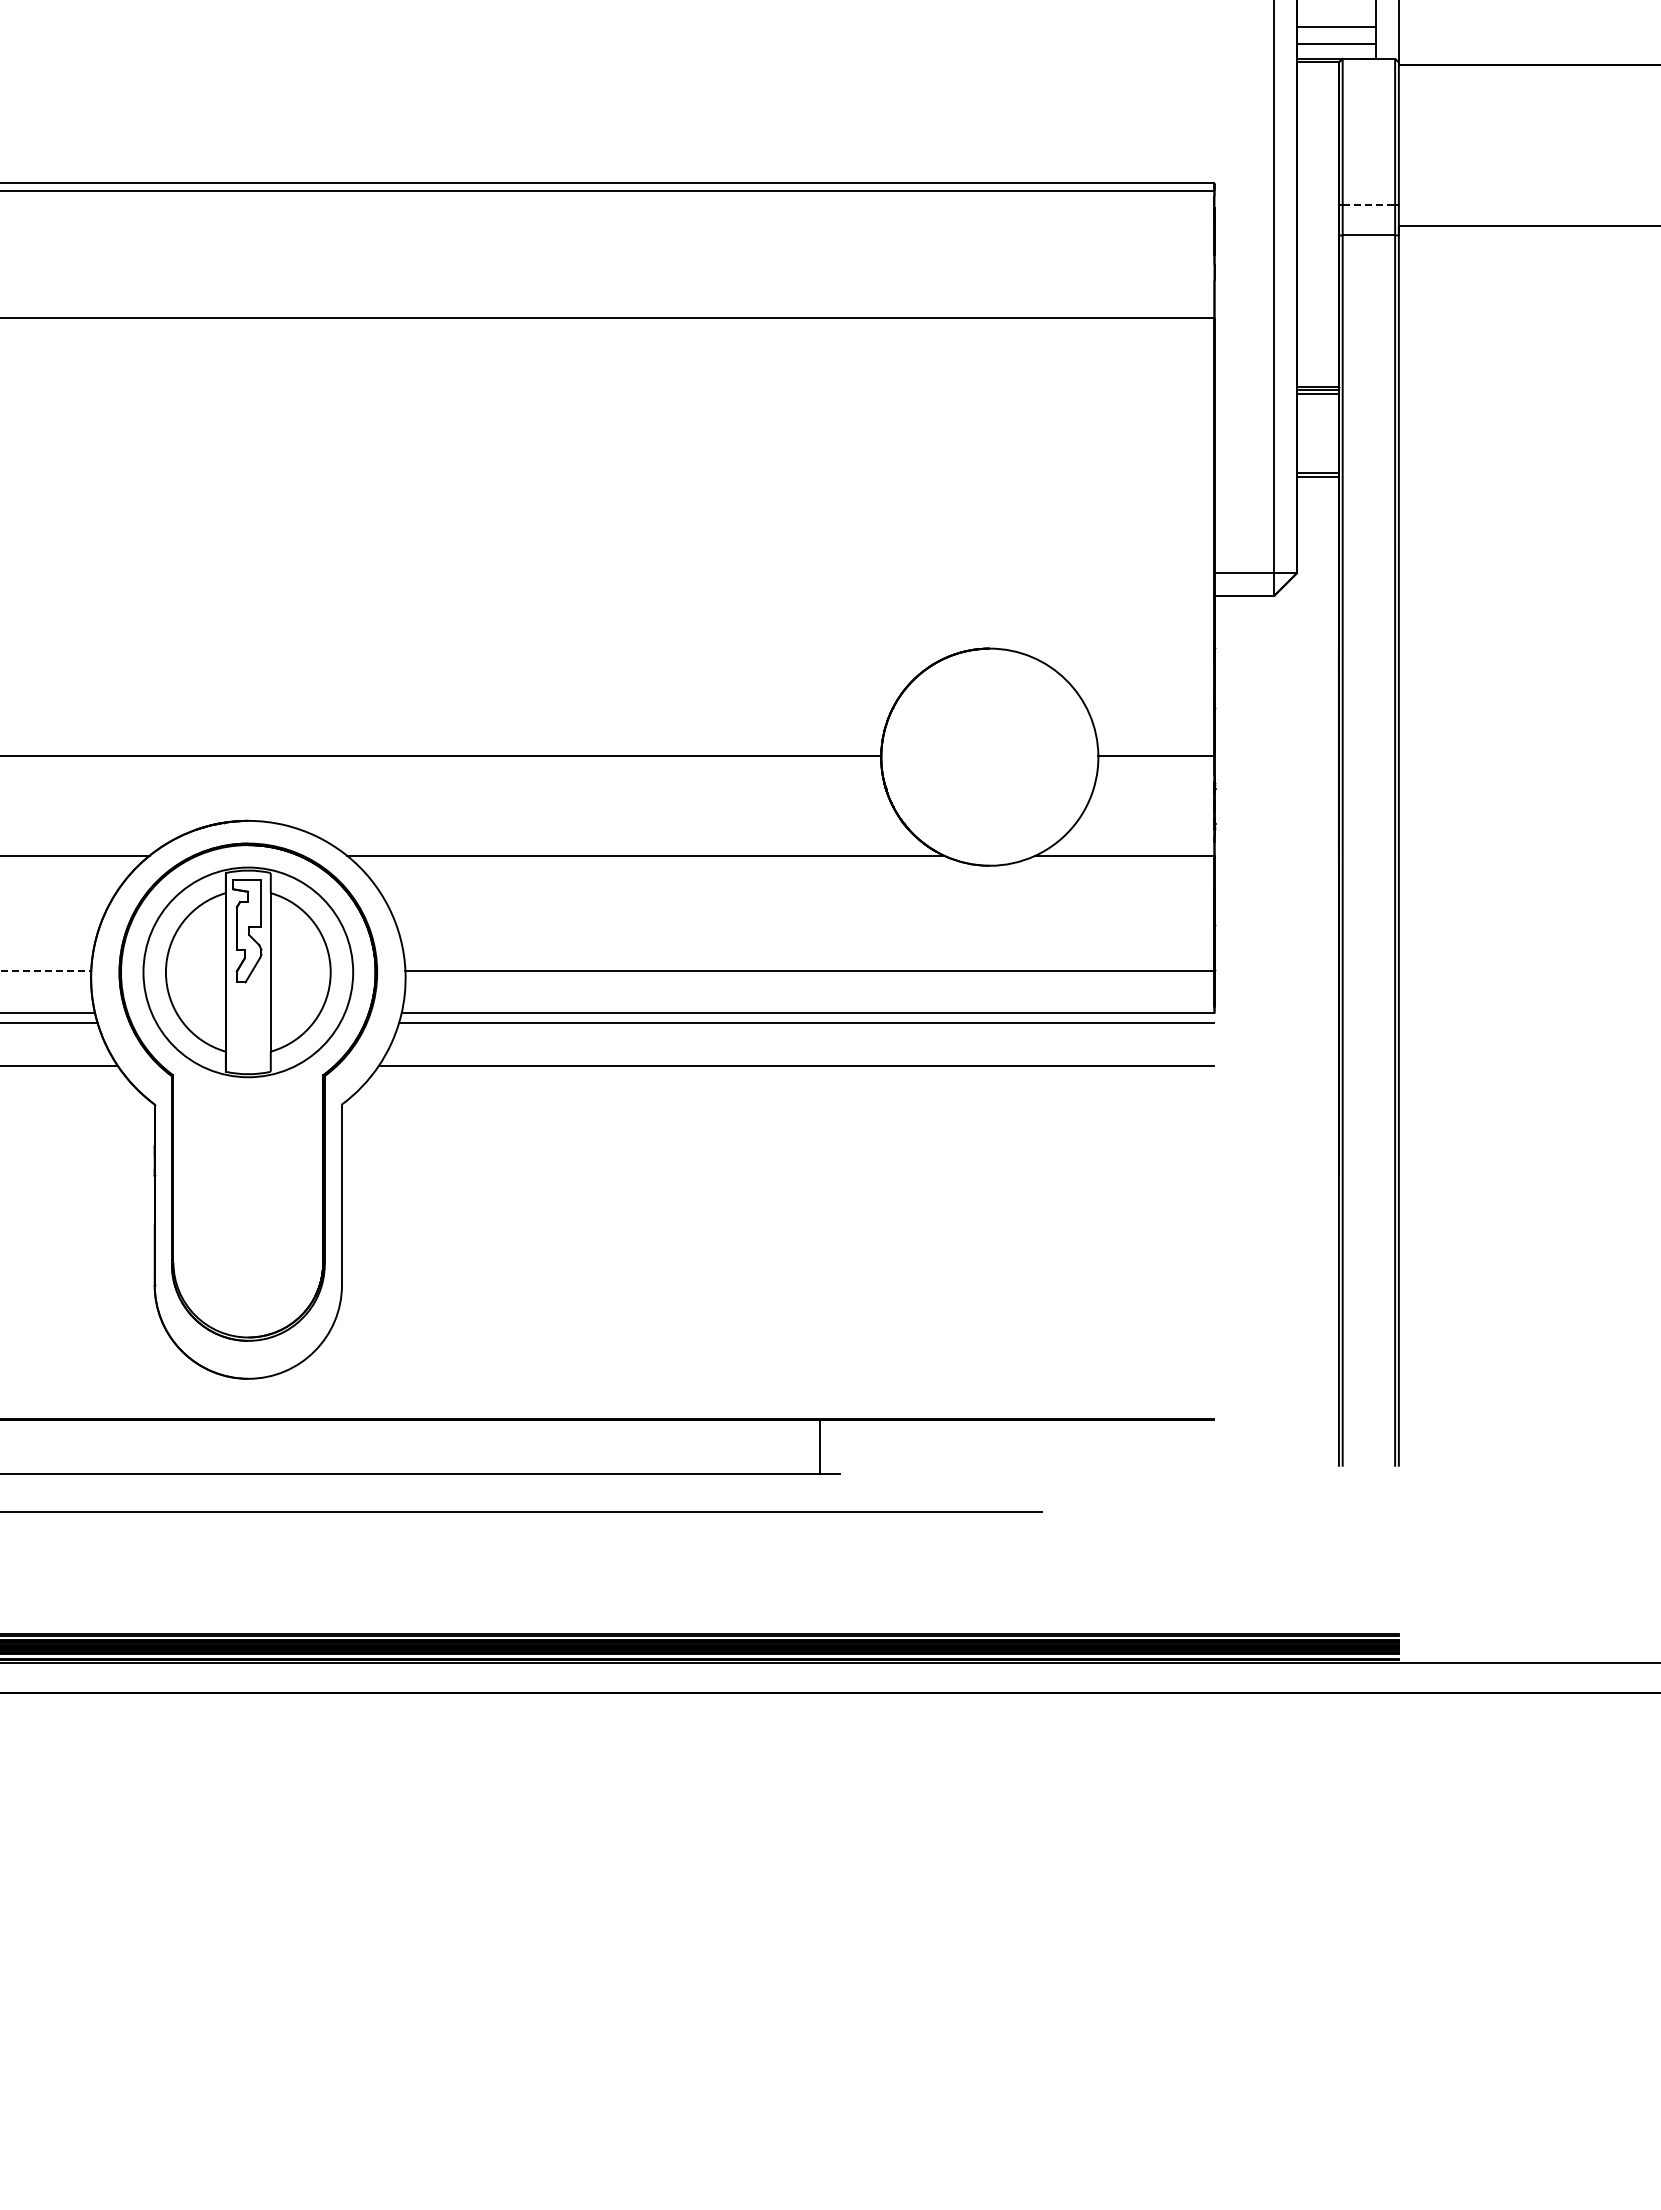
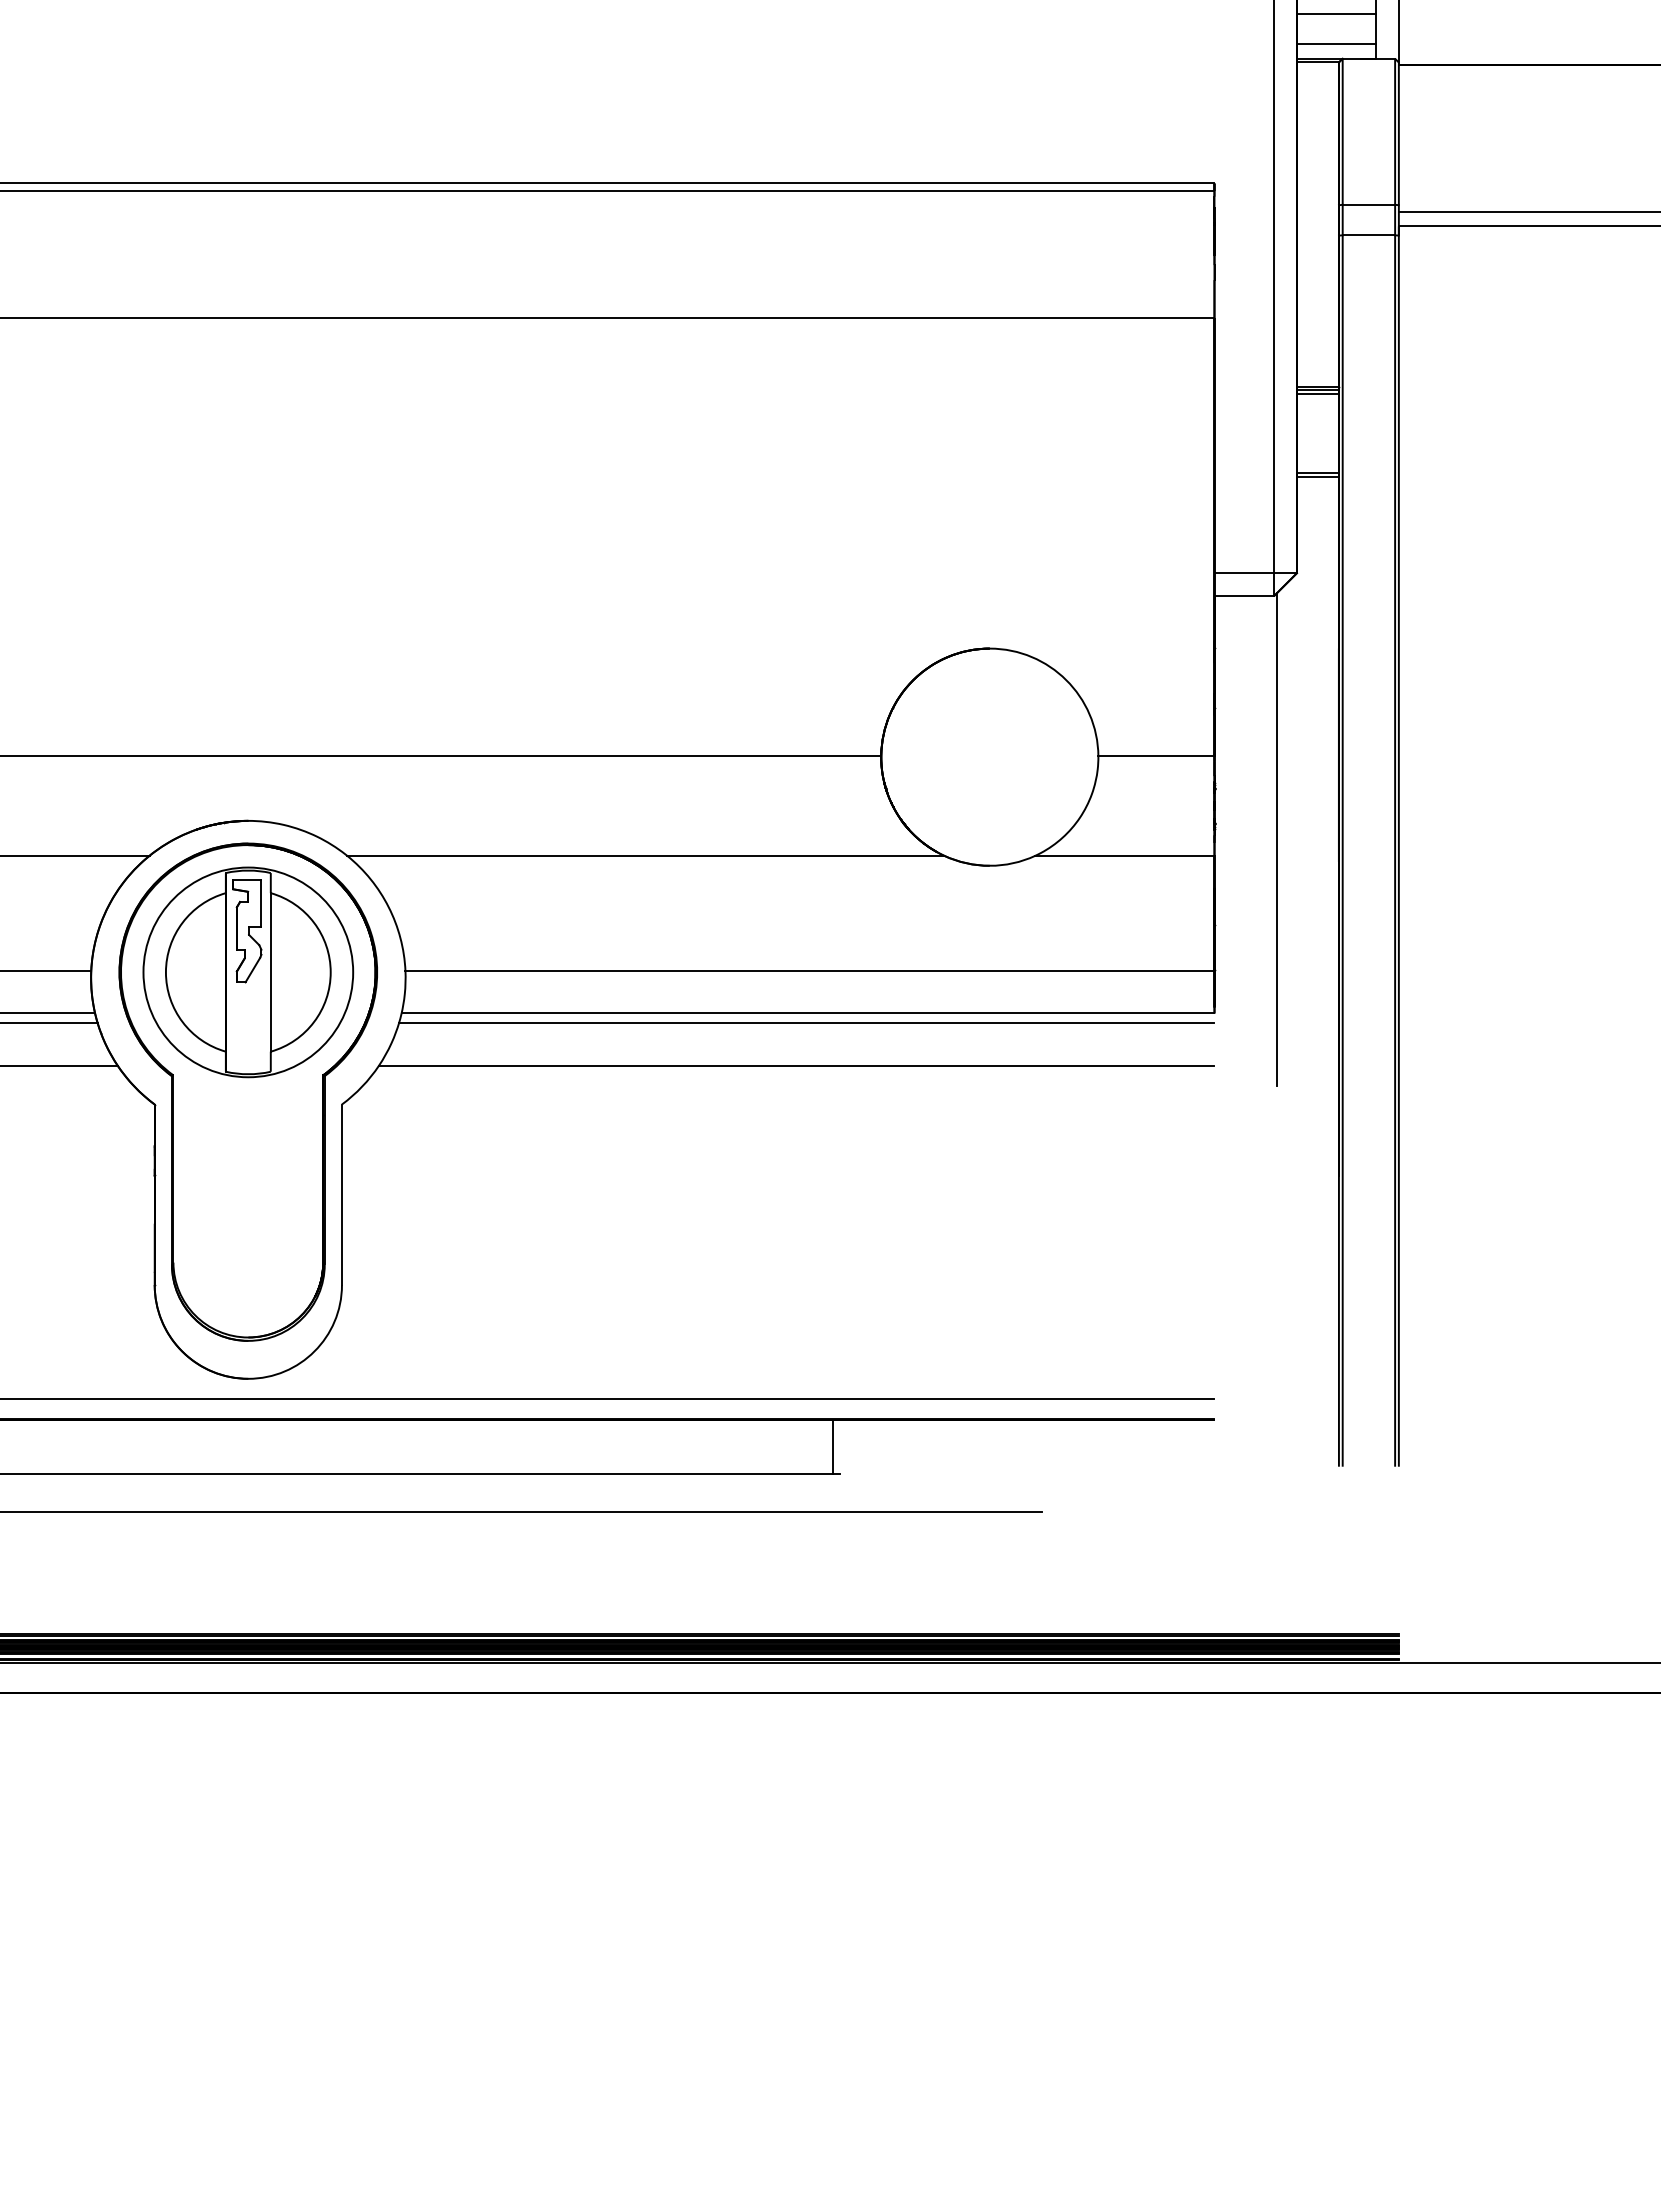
line position: (1336, 26) -> (1336, 13) (1336, 13)
line: dashed -> solid (1369, 204)
line: none -> present (1527, 212)
line: none -> present (1277, 839)
line: dashed -> solid (46, 971)
line: none -> present (608, 1398)
line position: (819, 1447) -> (832, 1447) (832, 1447)
